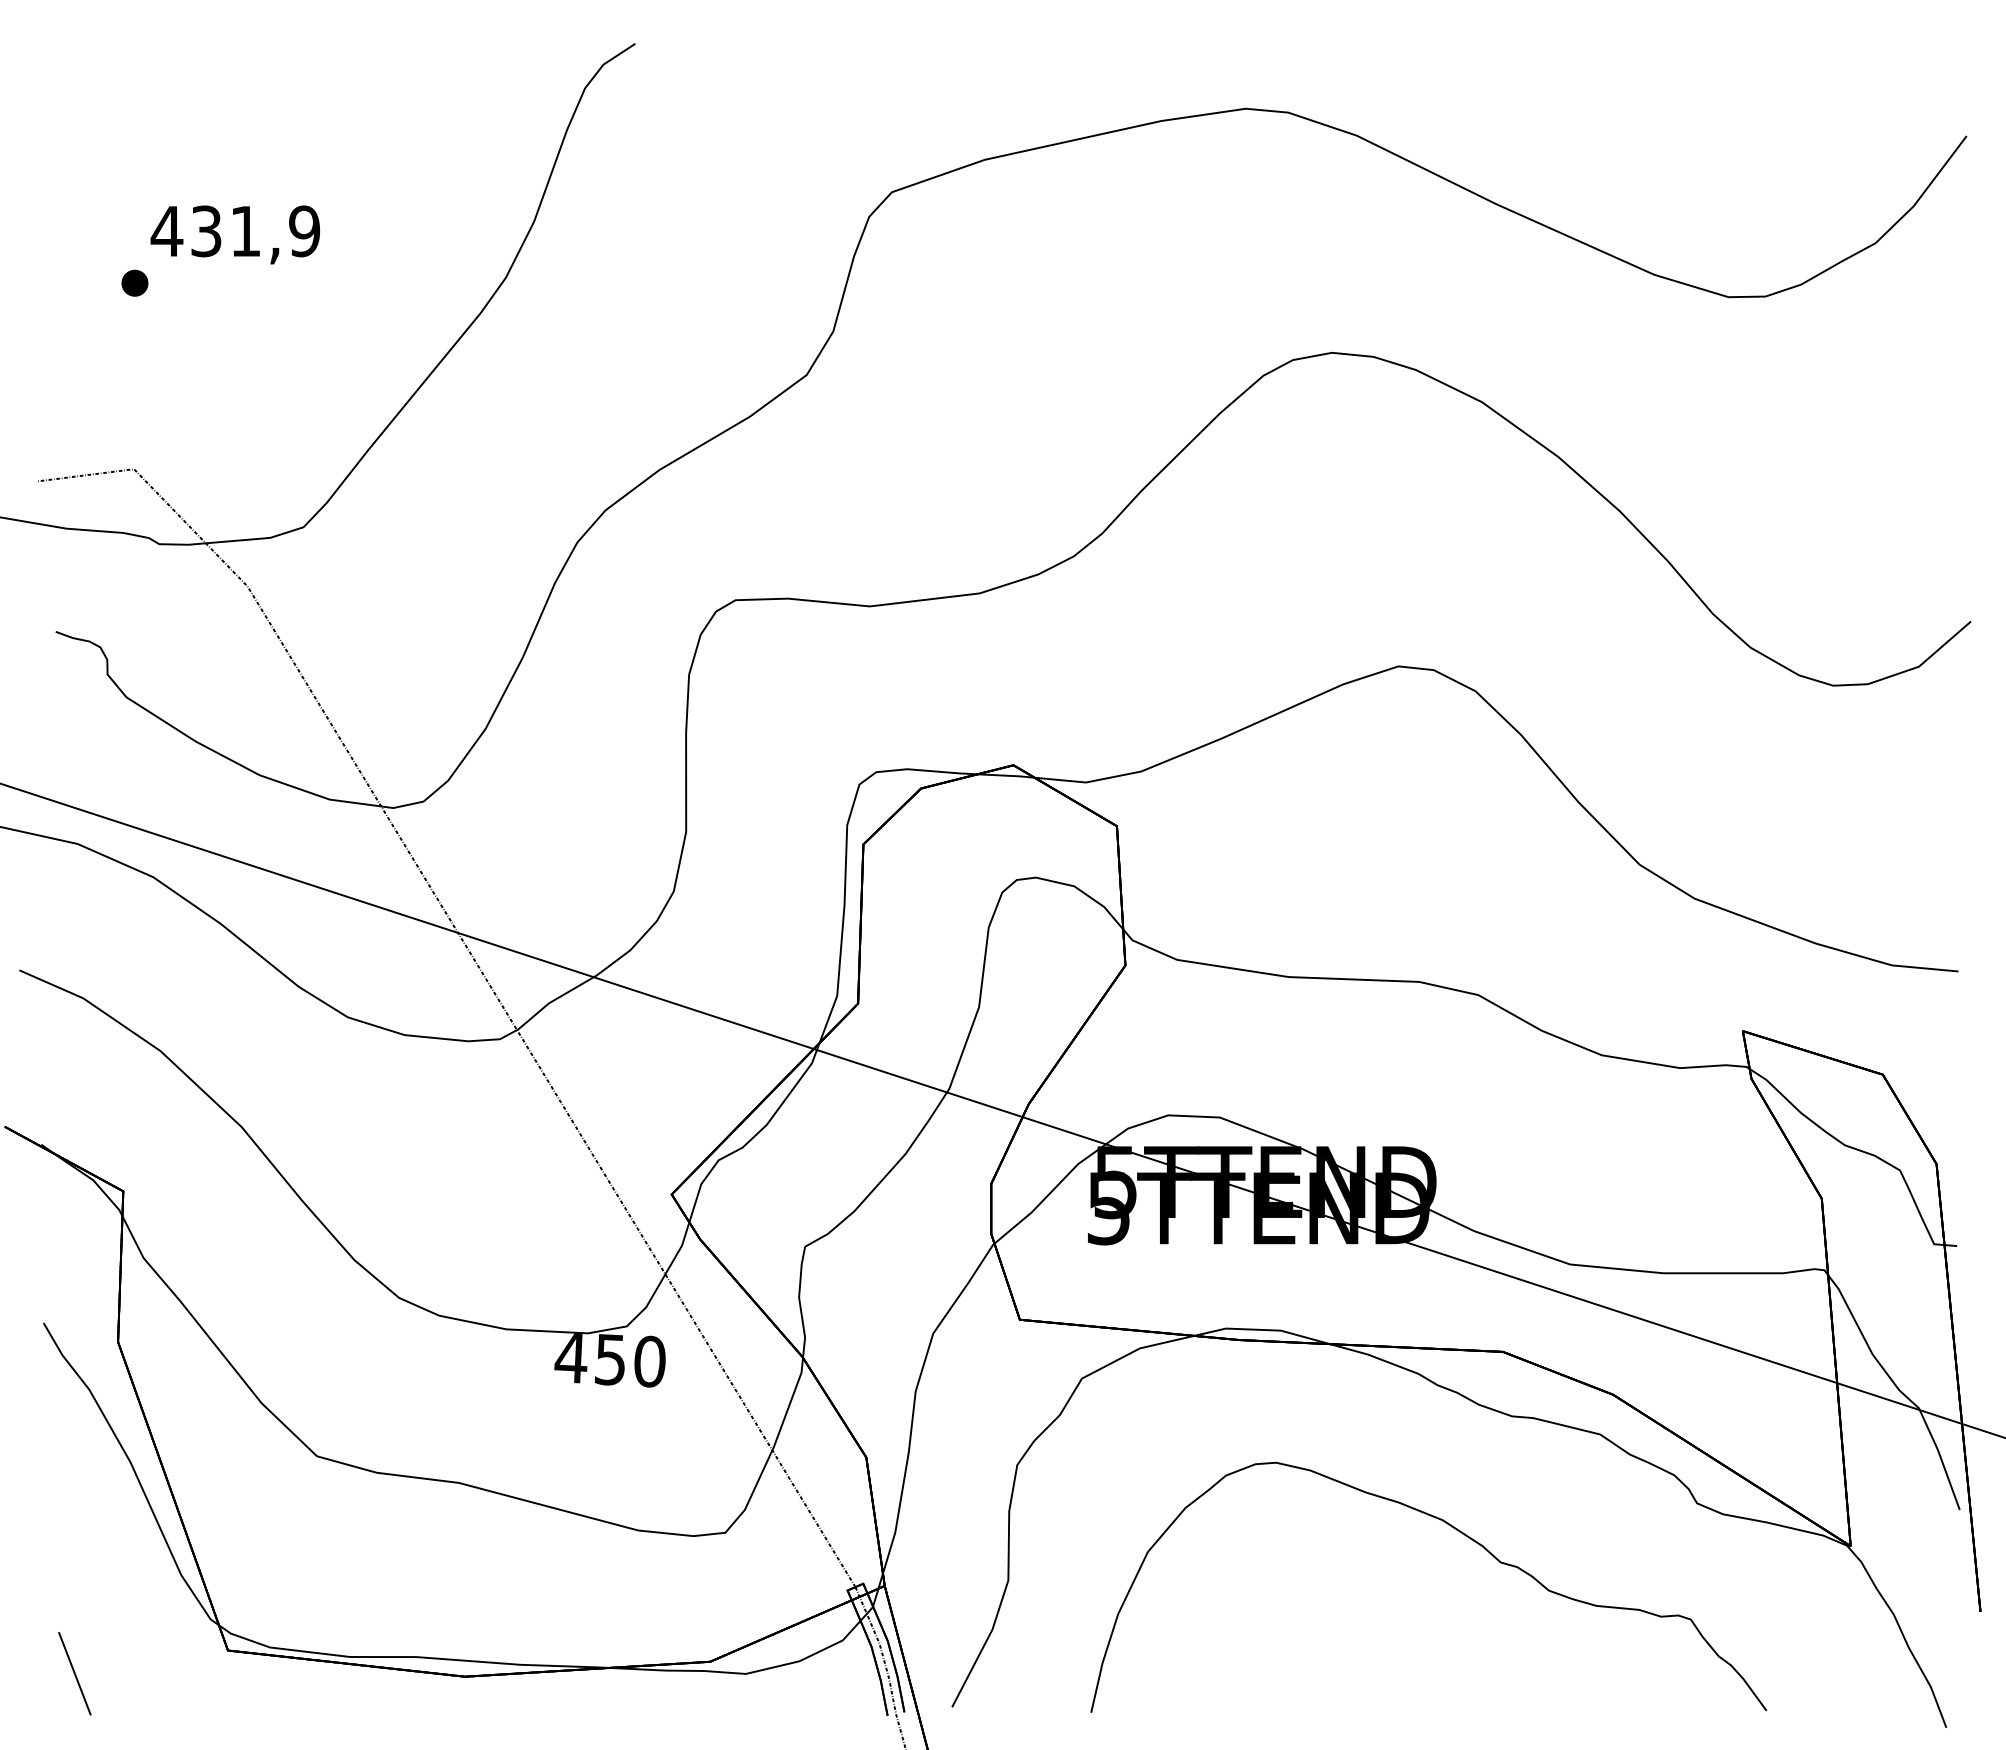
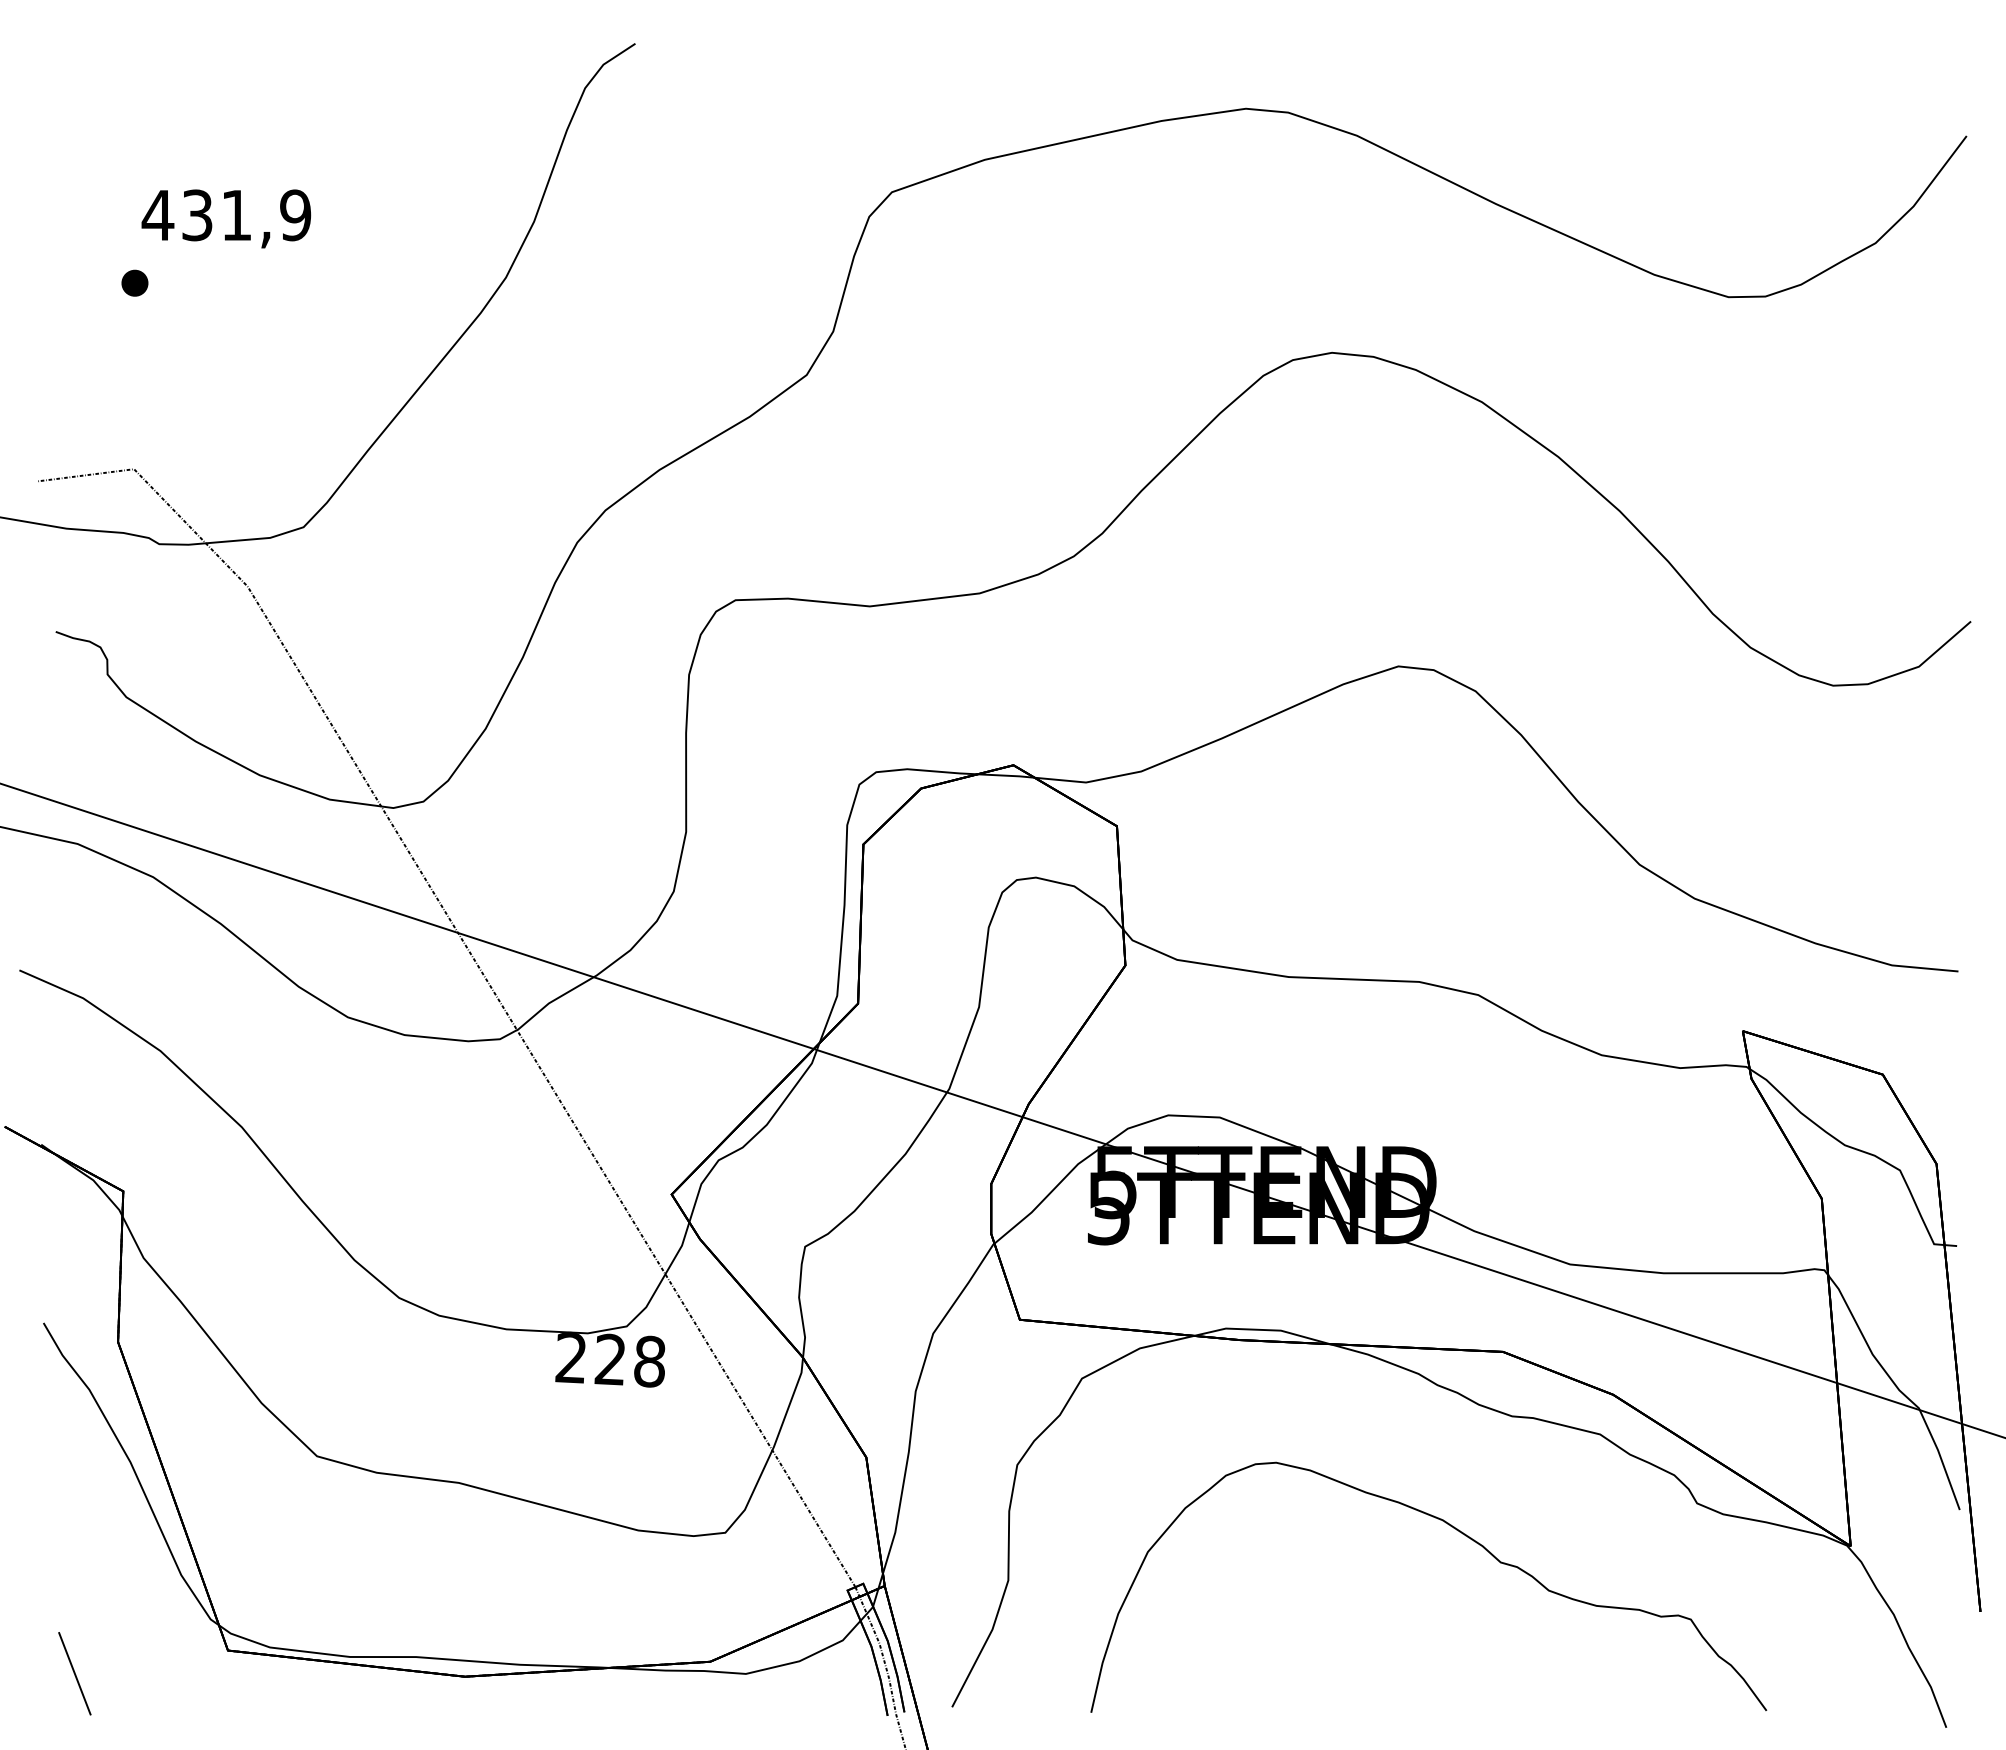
text position: (235, 234) -> (226, 218) (226, 218)
text: 450 -> 228 (609, 1360)
